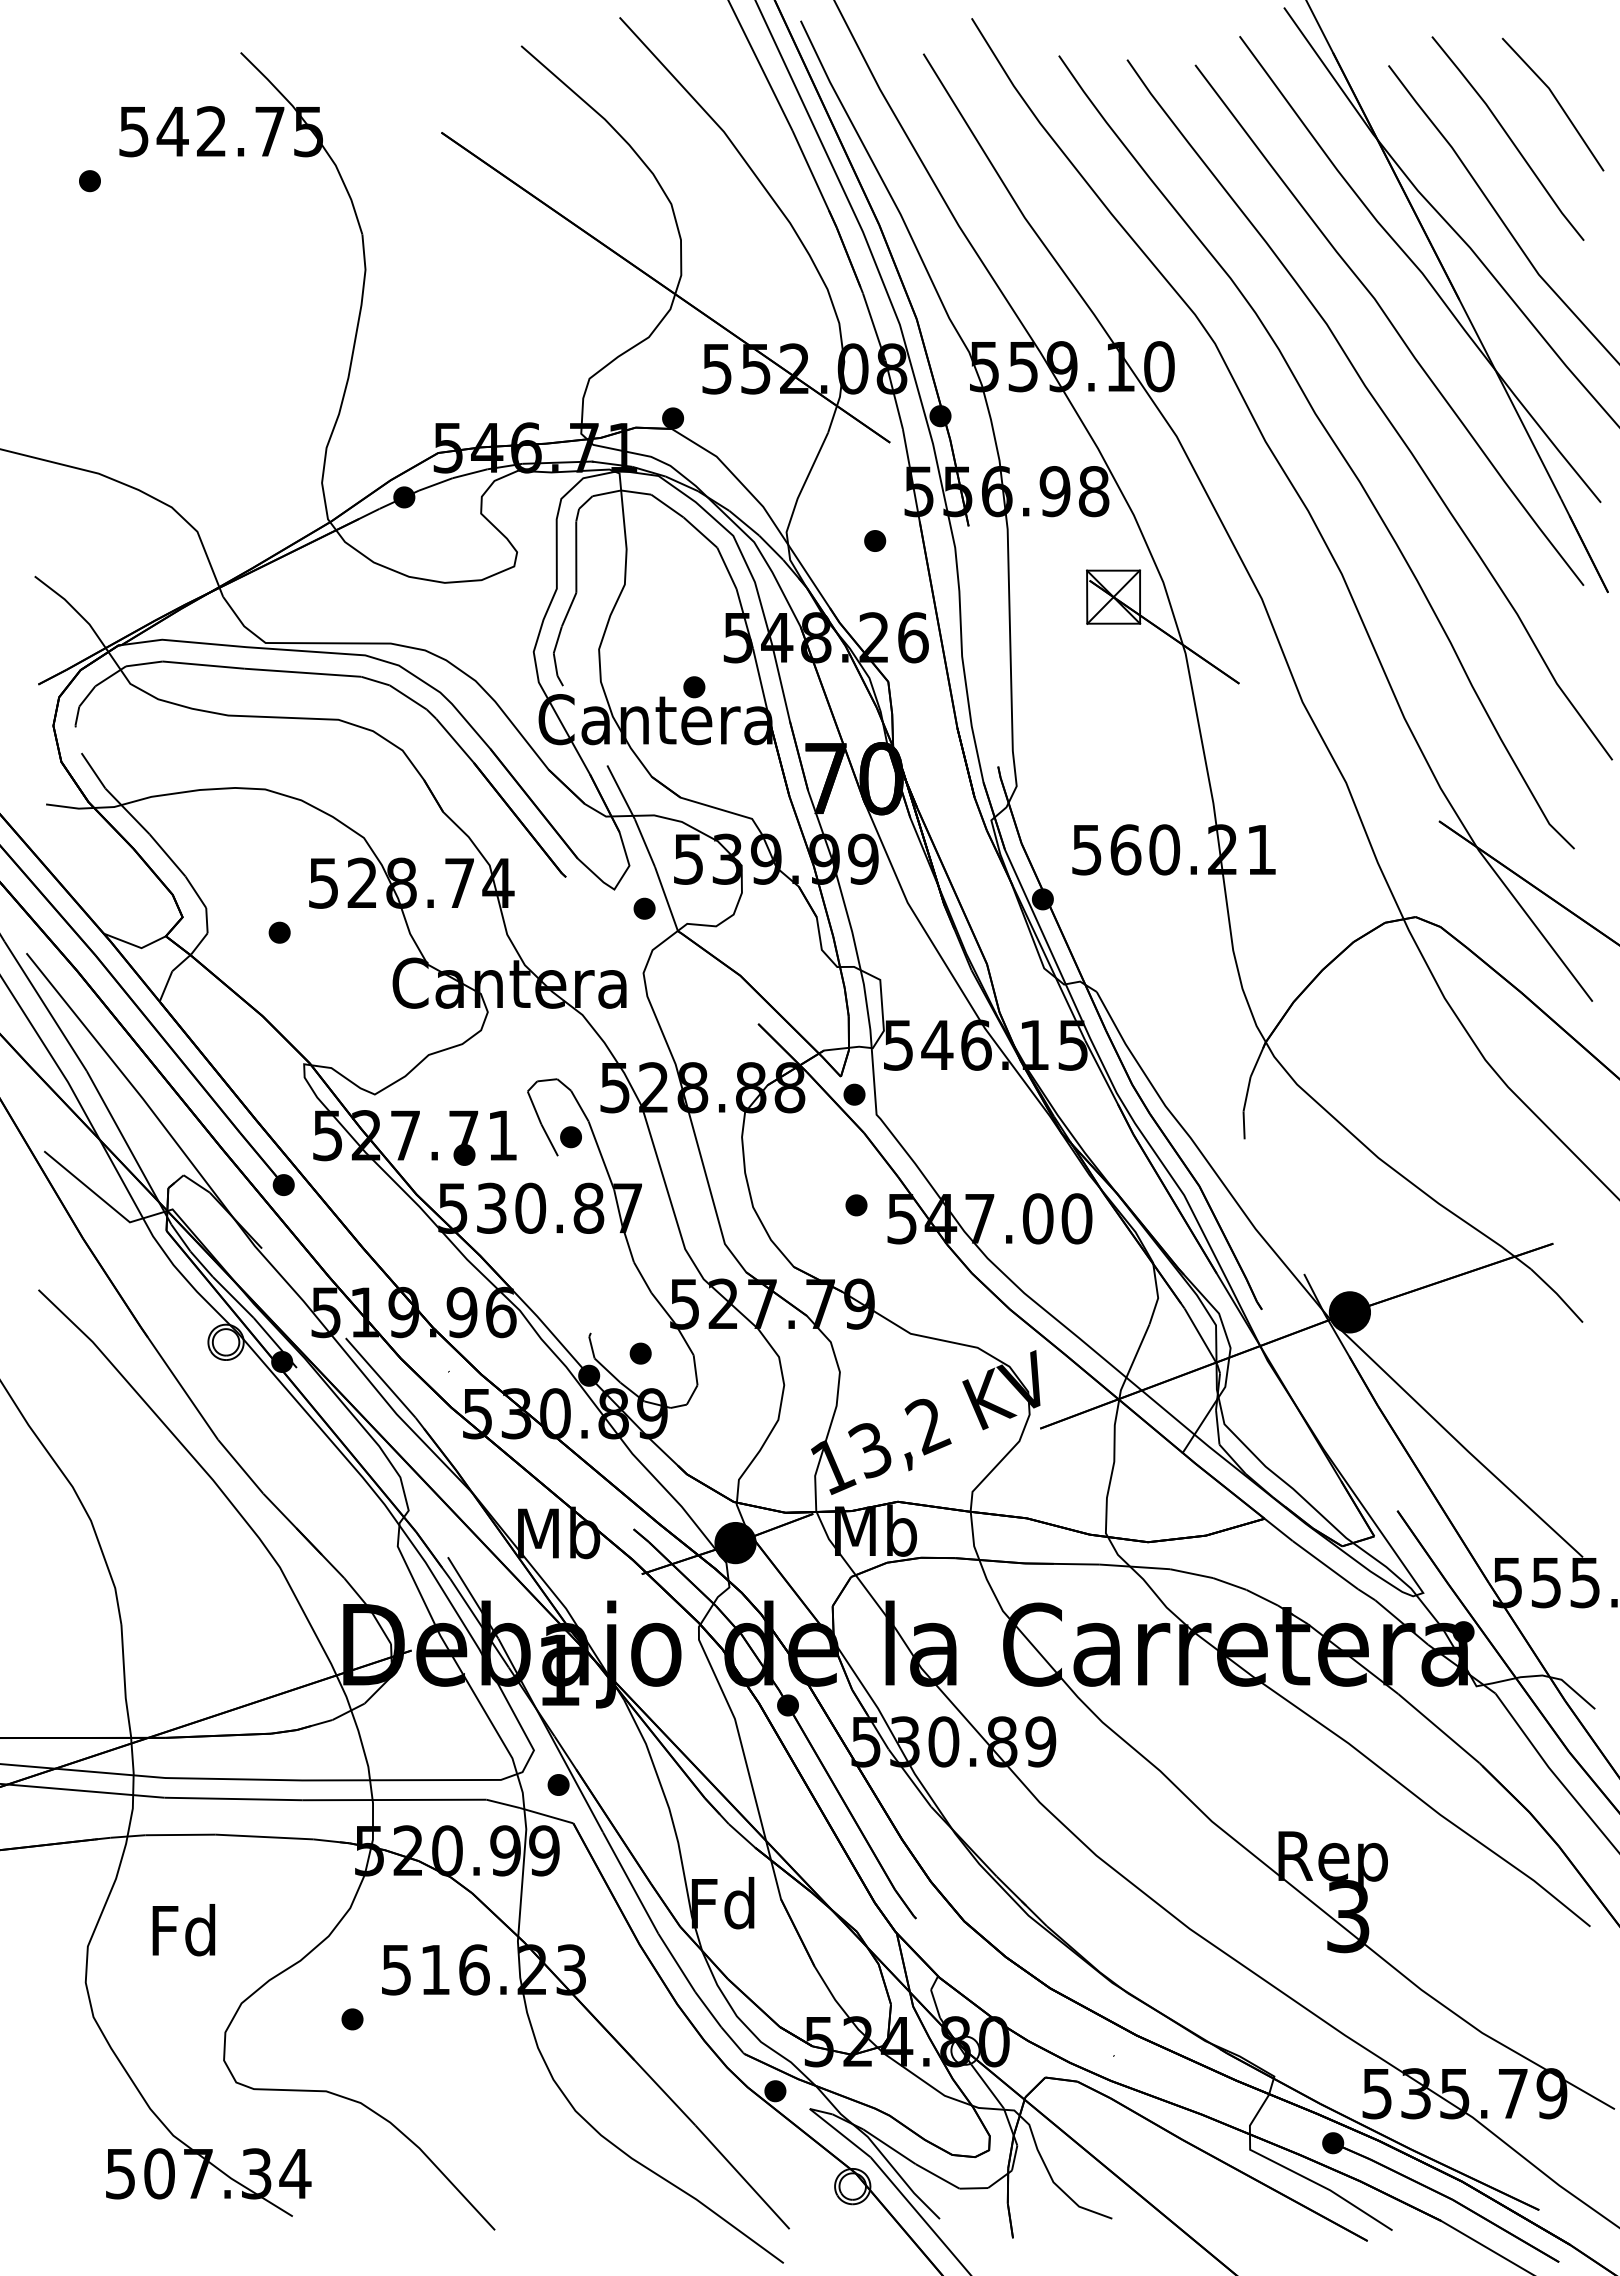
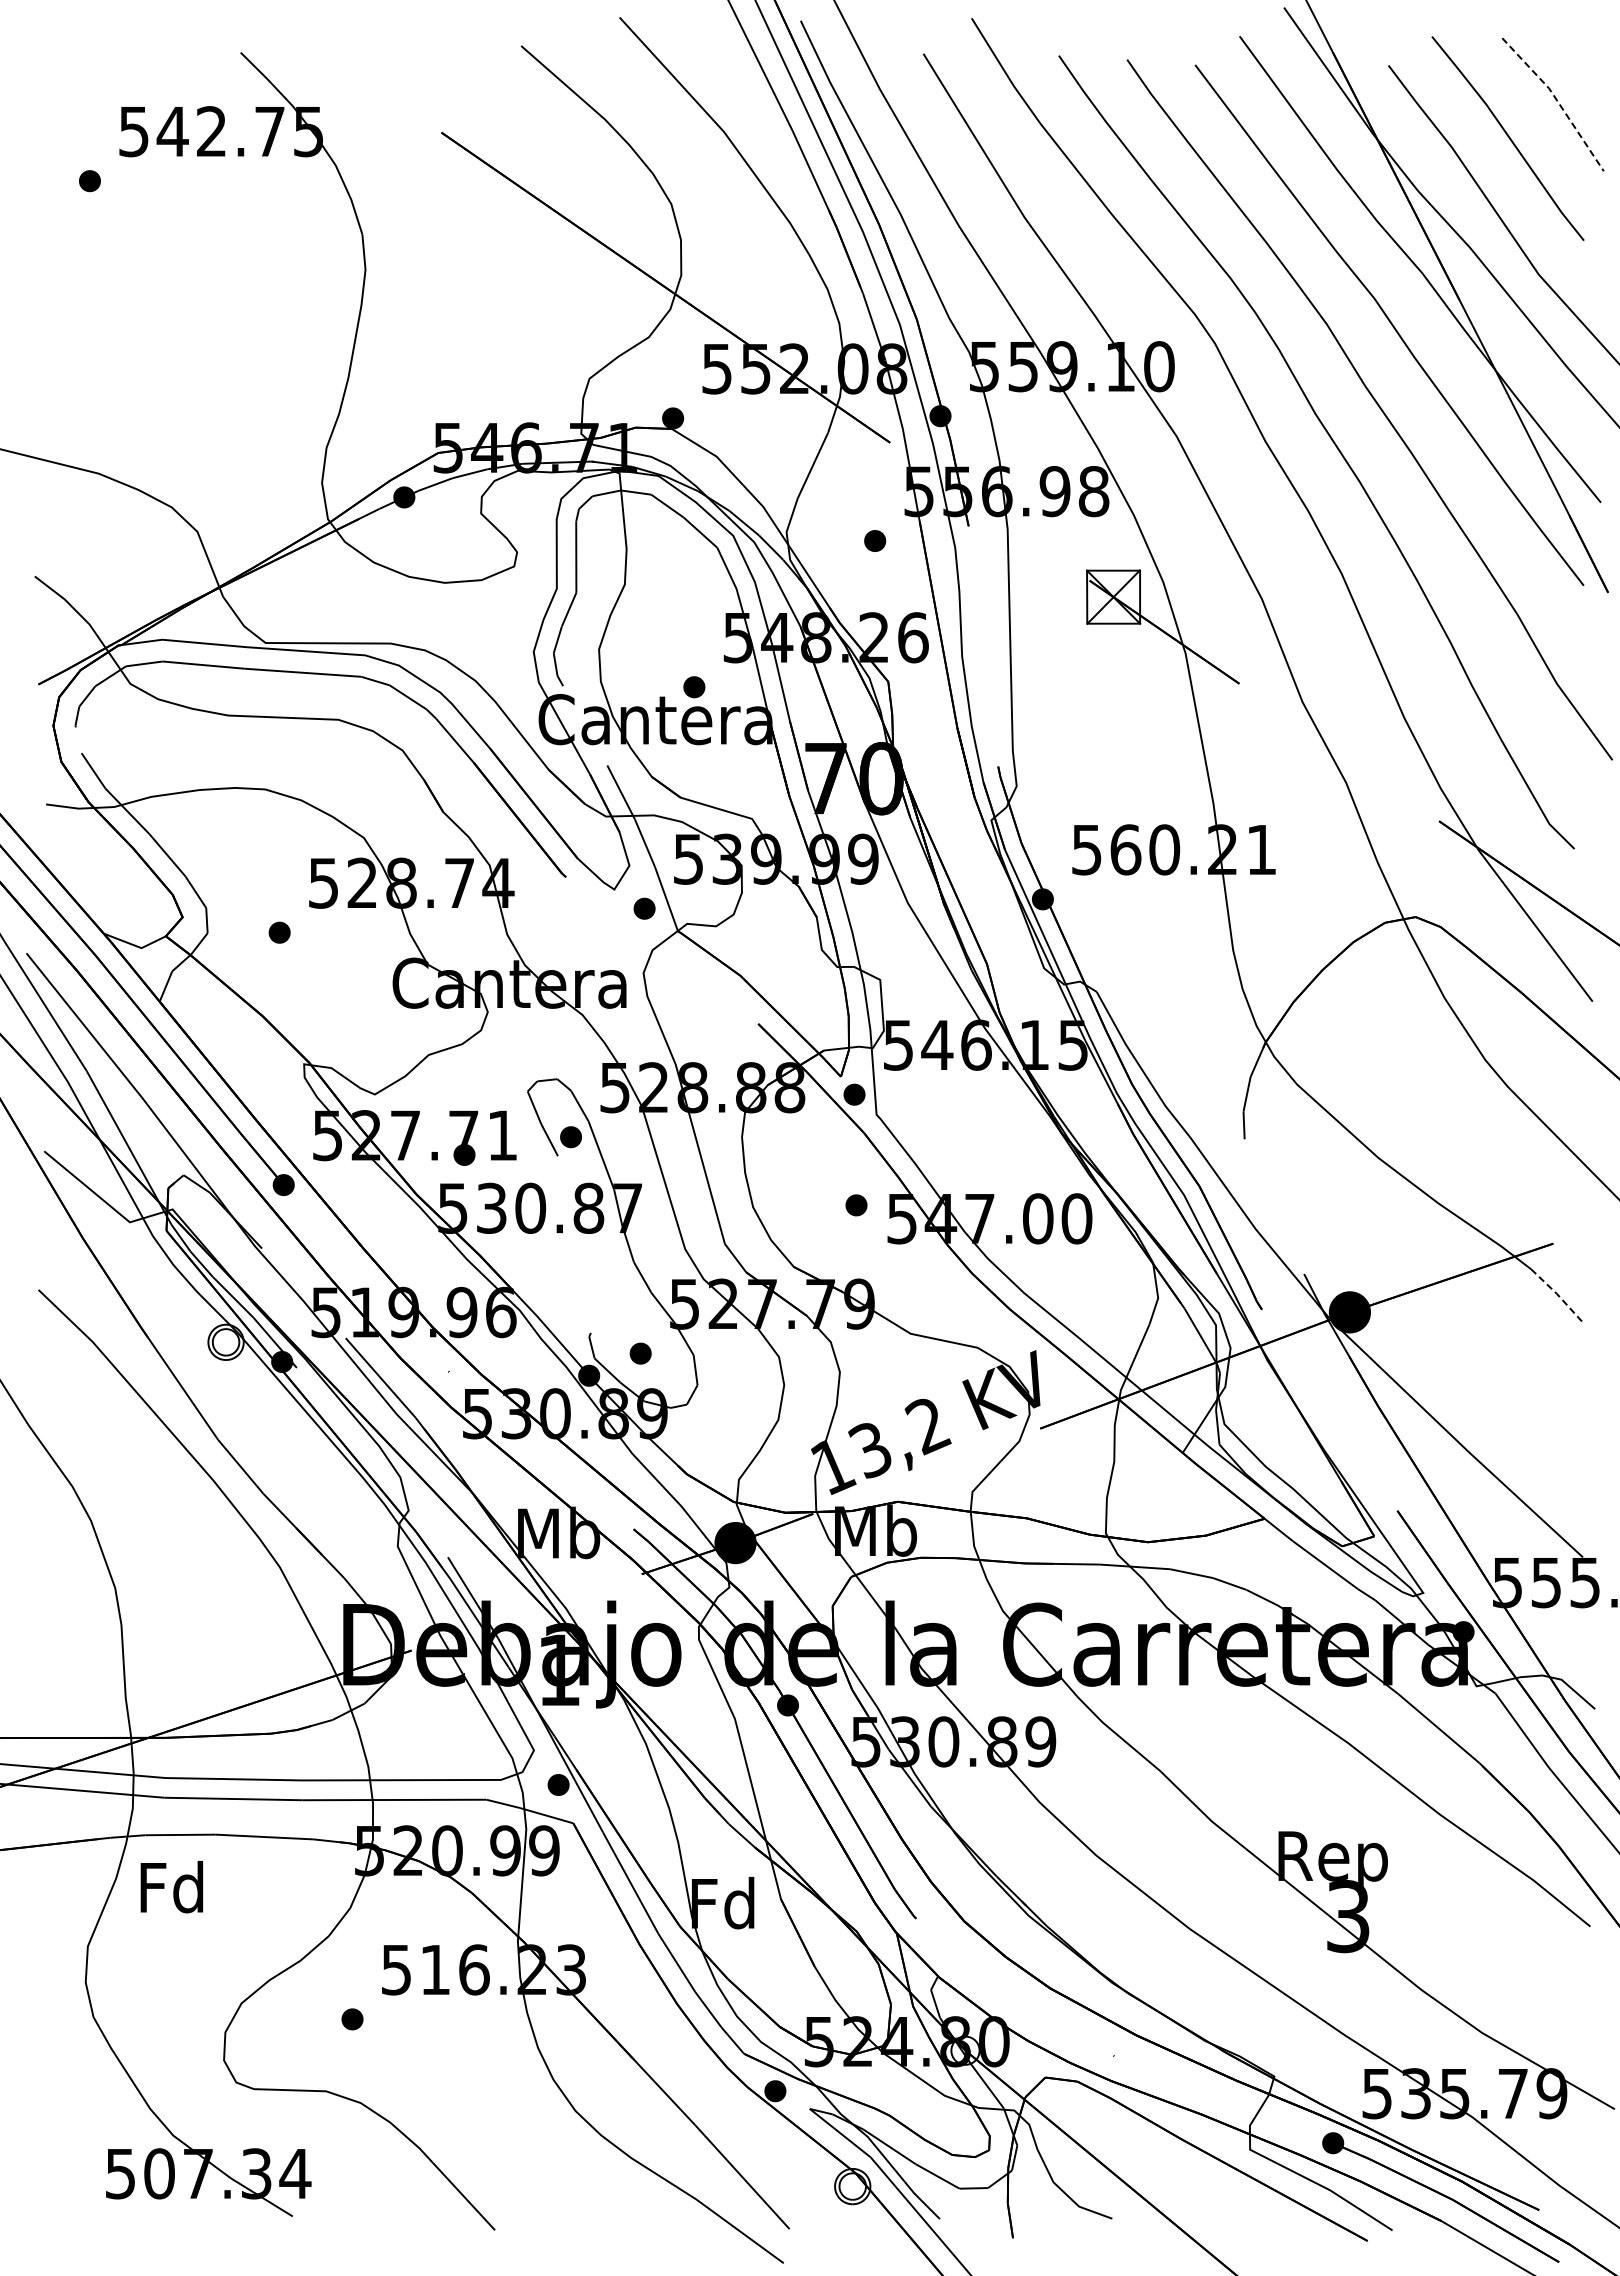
line: solid -> dashed (1557, 100)
line: solid -> dashed (1558, 1295)
text position: (183, 1930) -> (171, 1887) (171, 1887)
